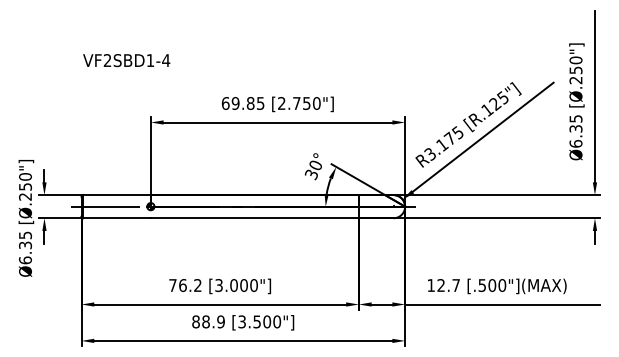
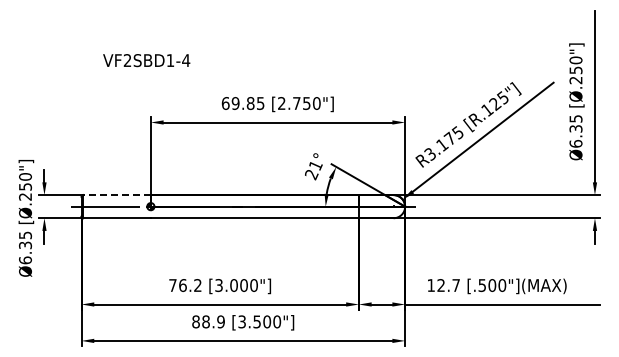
text position: (126, 60) -> (146, 60) (146, 60)
text: 30° -> 21° (313, 170)
line: solid -> dashed (117, 195)
